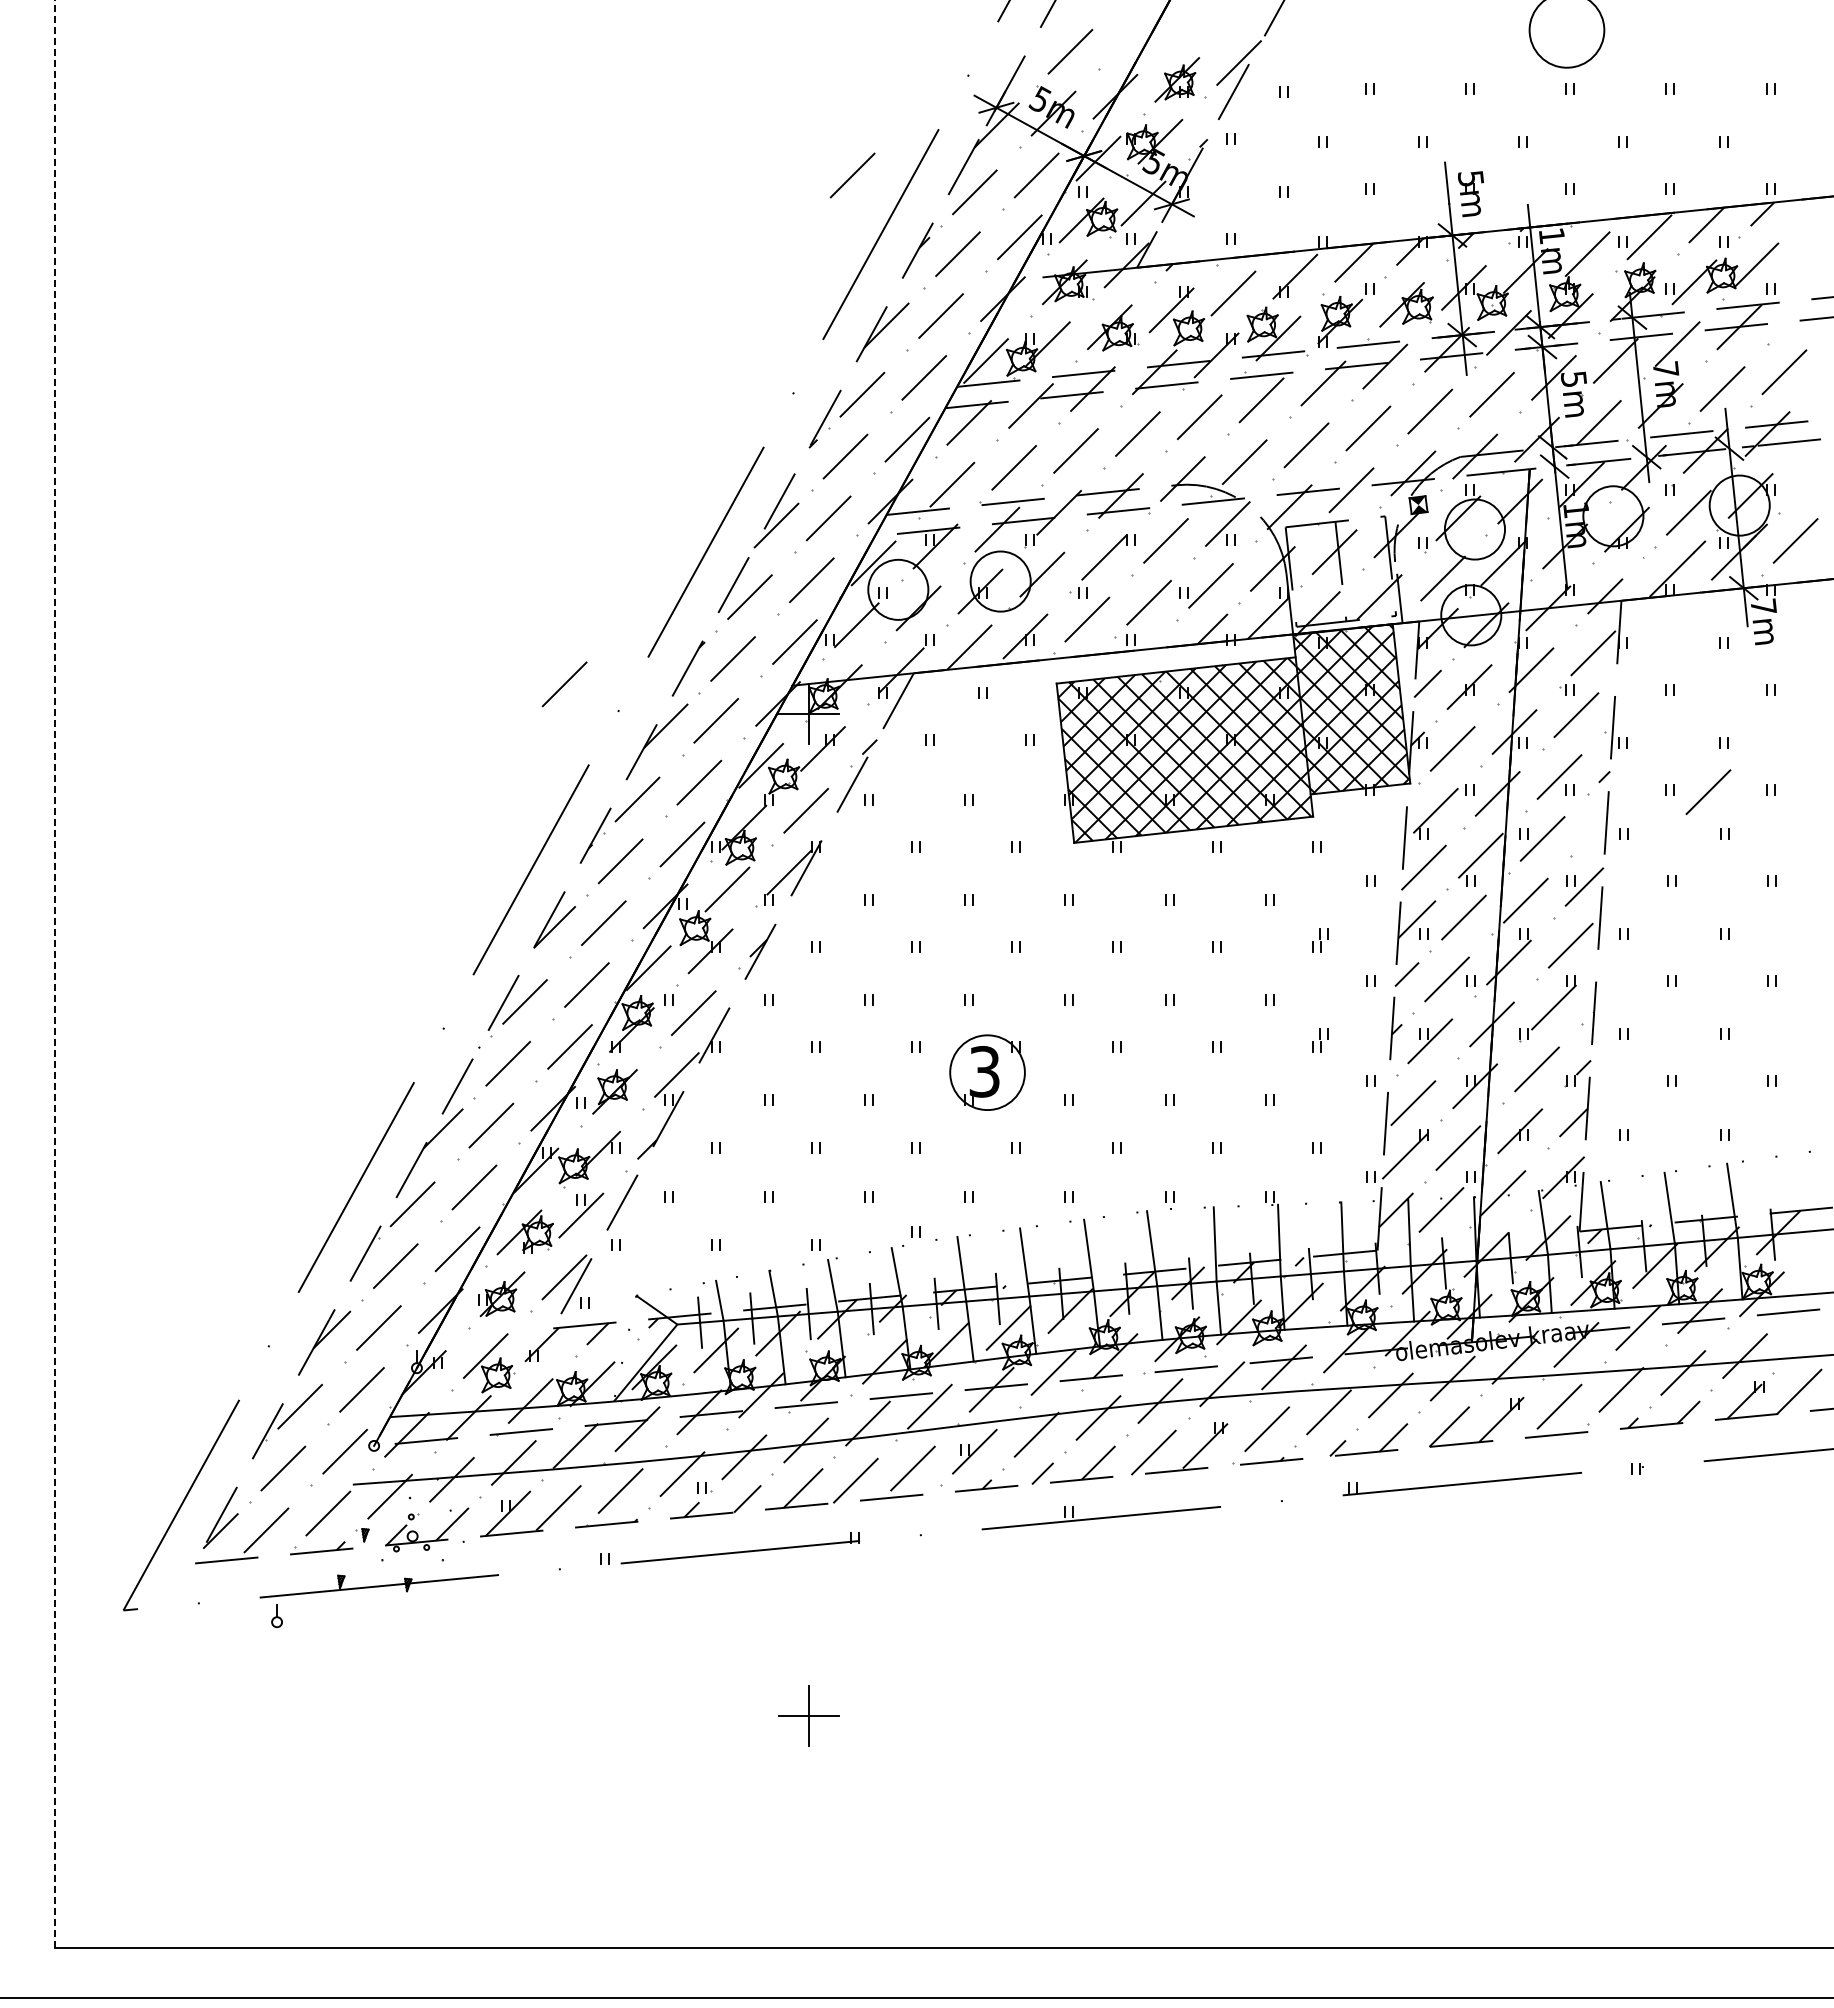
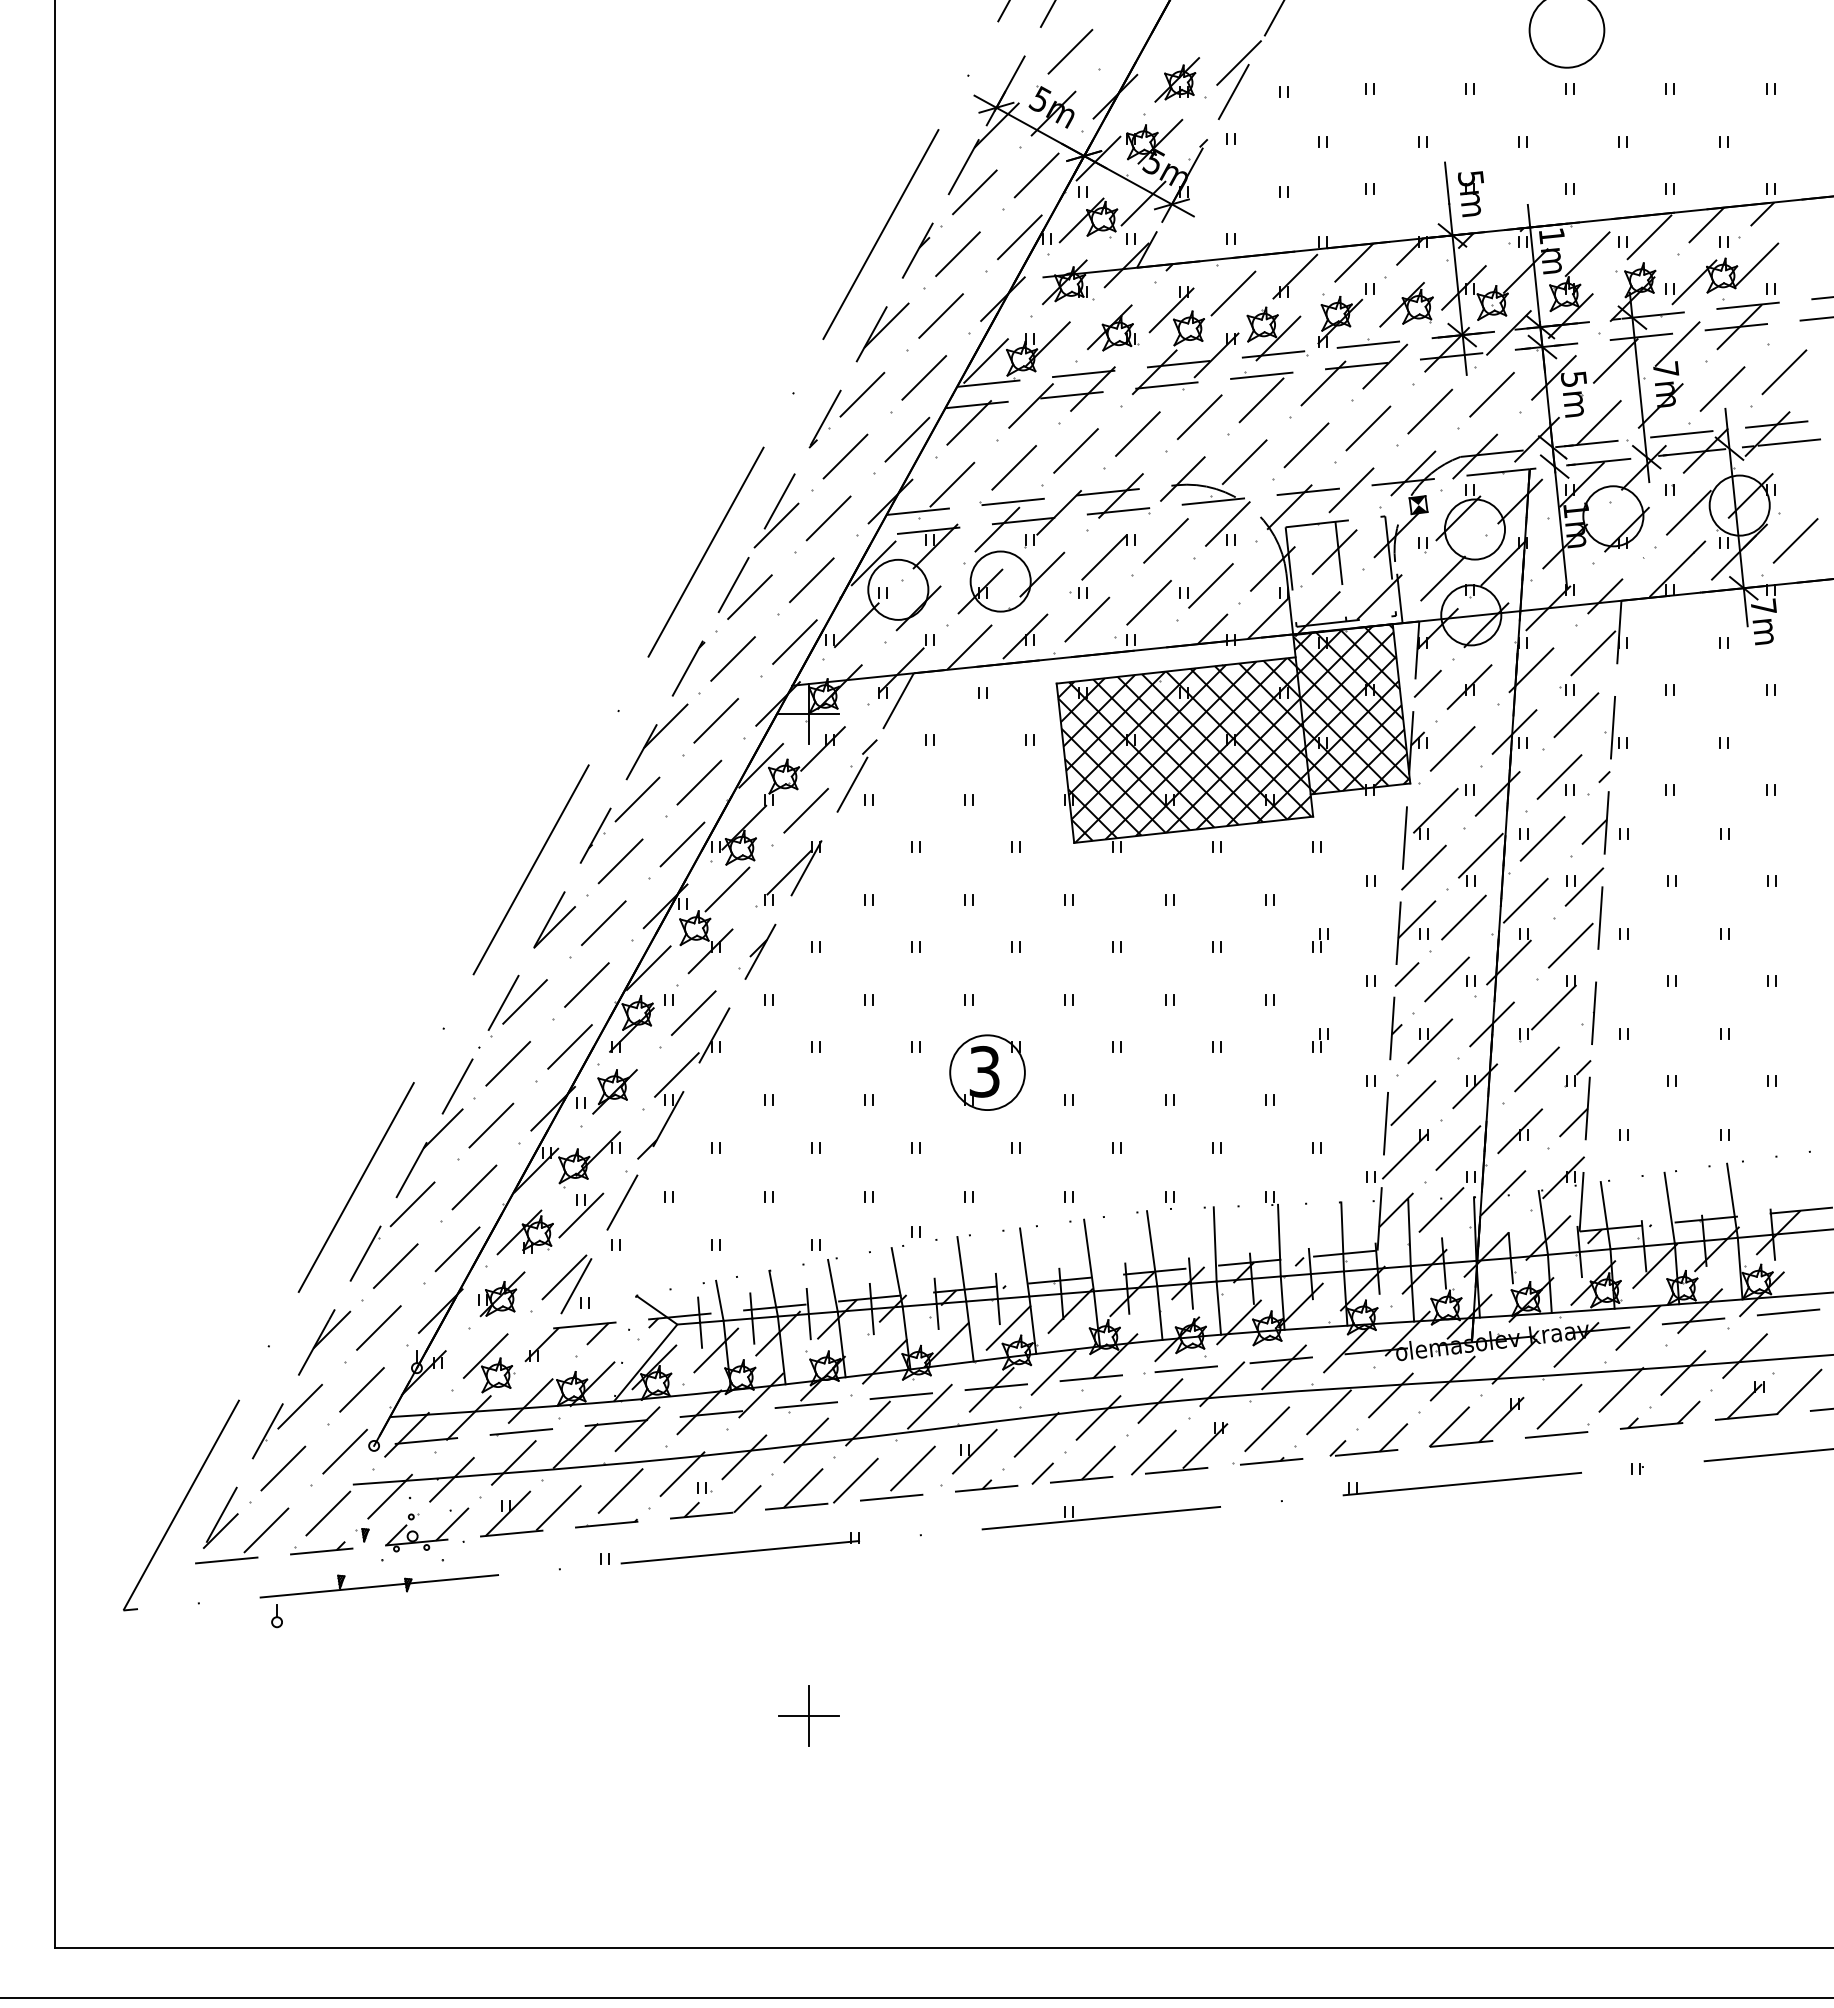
line: present -> none (852, 175)
line: present -> none (564, 684)
line: present -> none (1708, 792)
line: none -> present (1594, 831)
line: dashed -> solid (55, 973)
